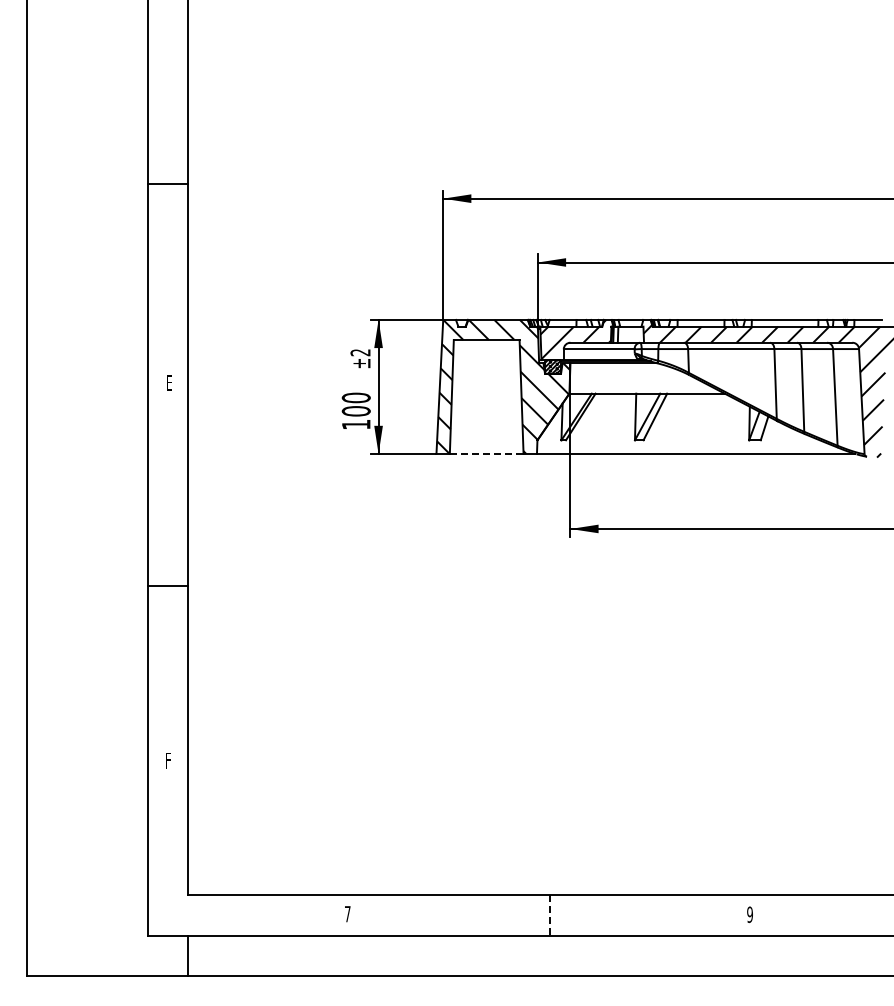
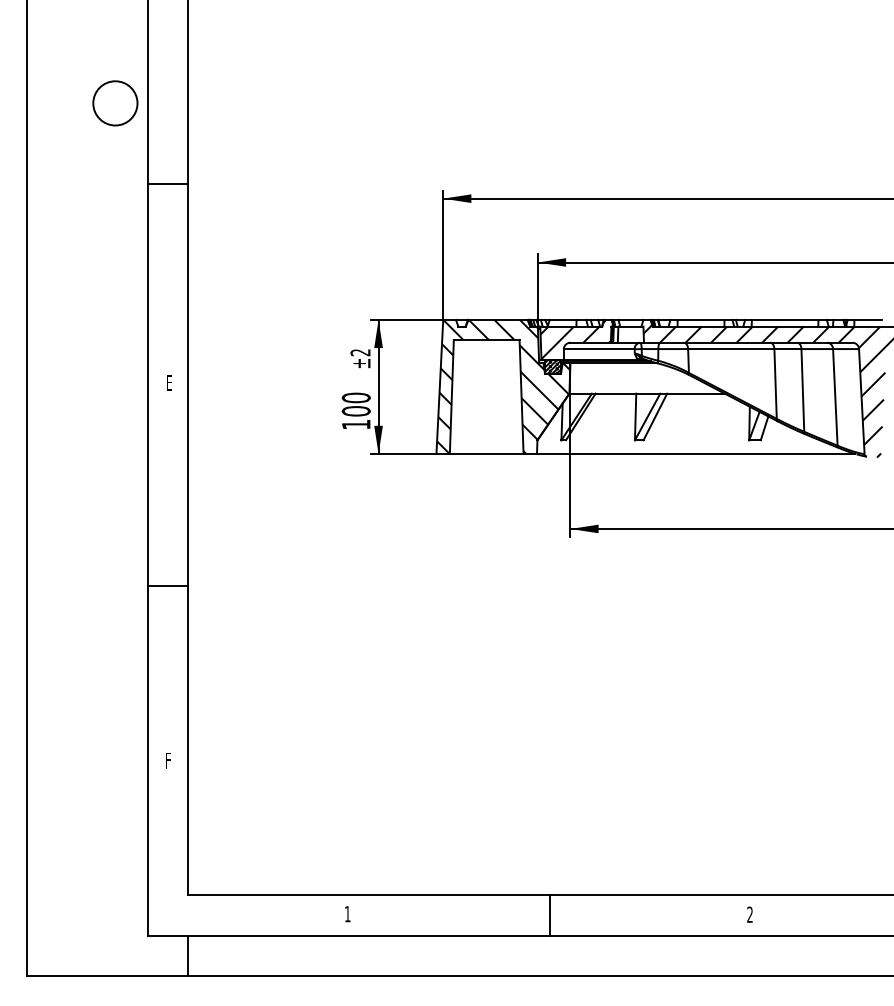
circle: none -> present (115, 103)
line: dashed -> solid (486, 453)
text: 7 -> 1 (347, 914)
text: 9 -> 2 (749, 914)
line: dashed -> solid (549, 916)
